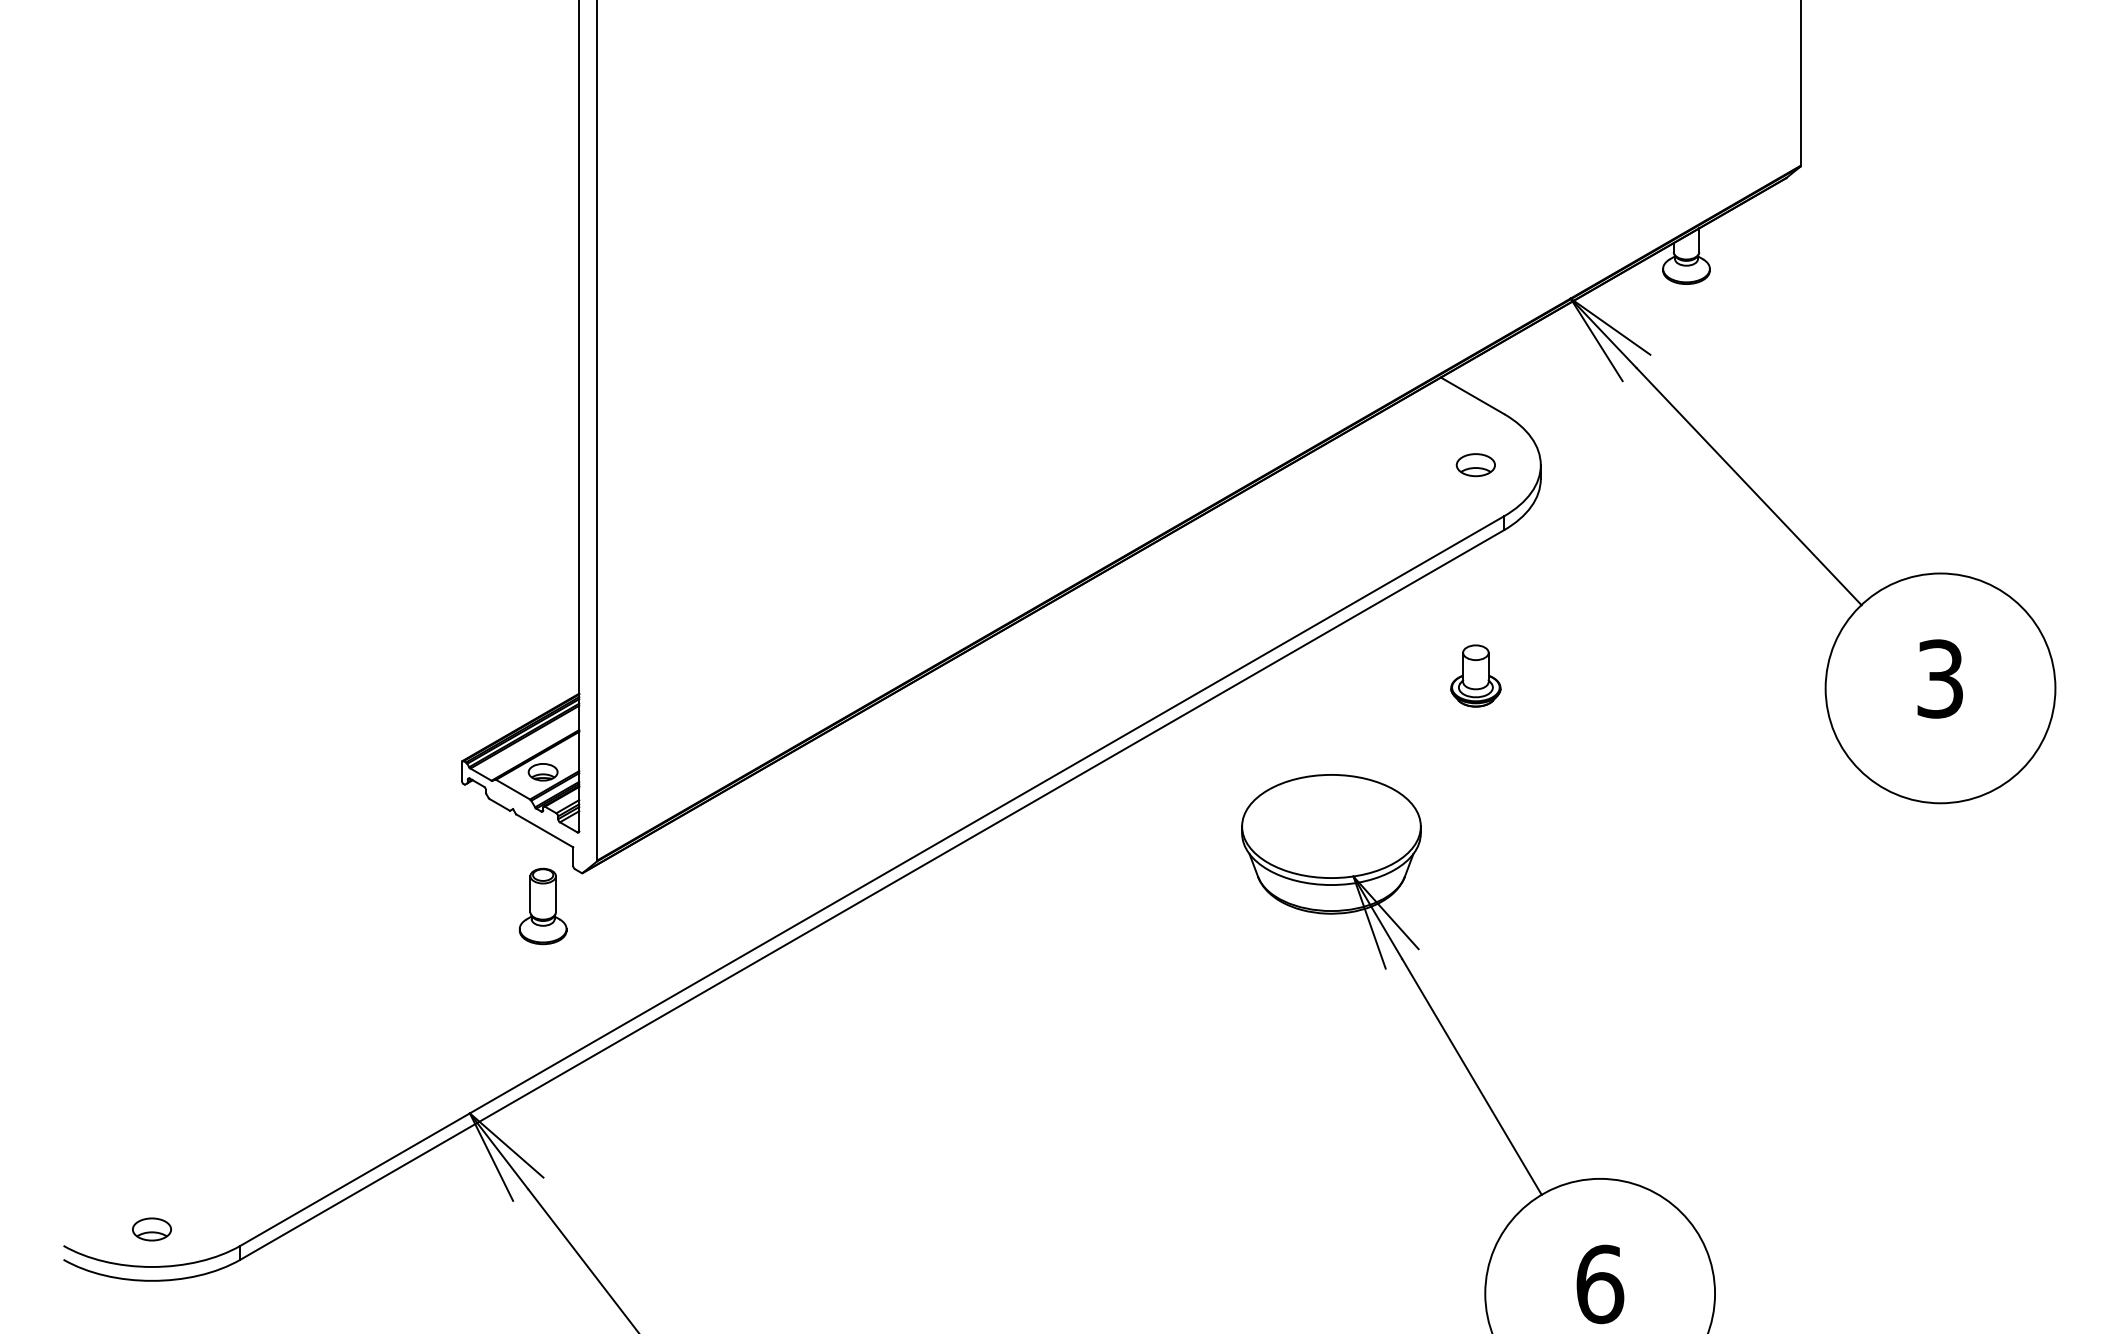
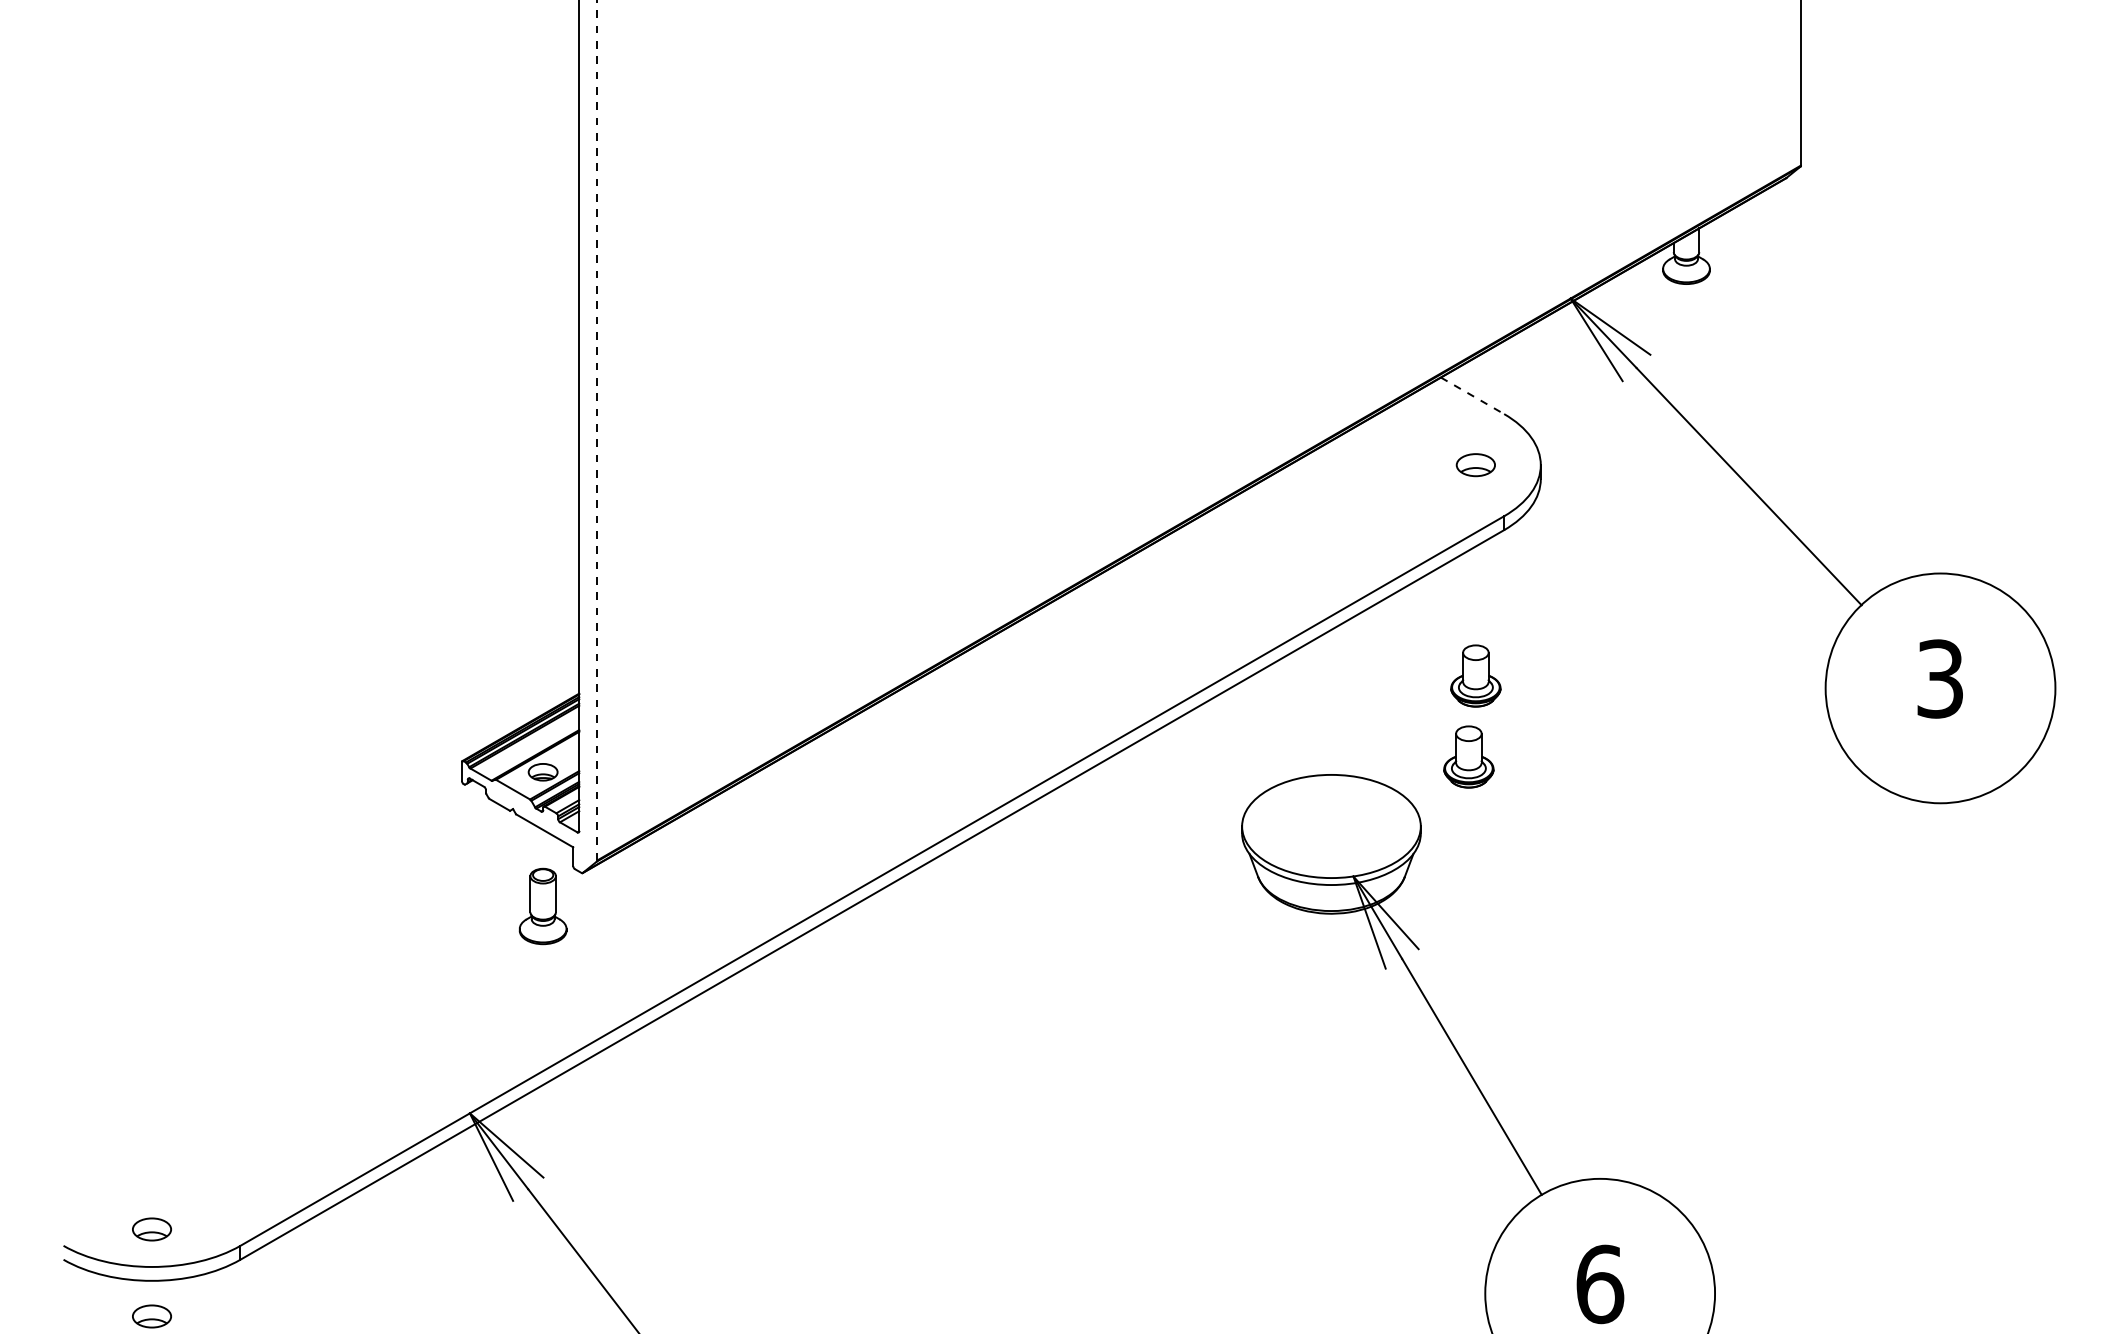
line: solid -> dashed (1472, 395)
line: solid -> dashed (597, 430)
part: none -> present (1468, 756)
part: none -> present (151, 1316)
